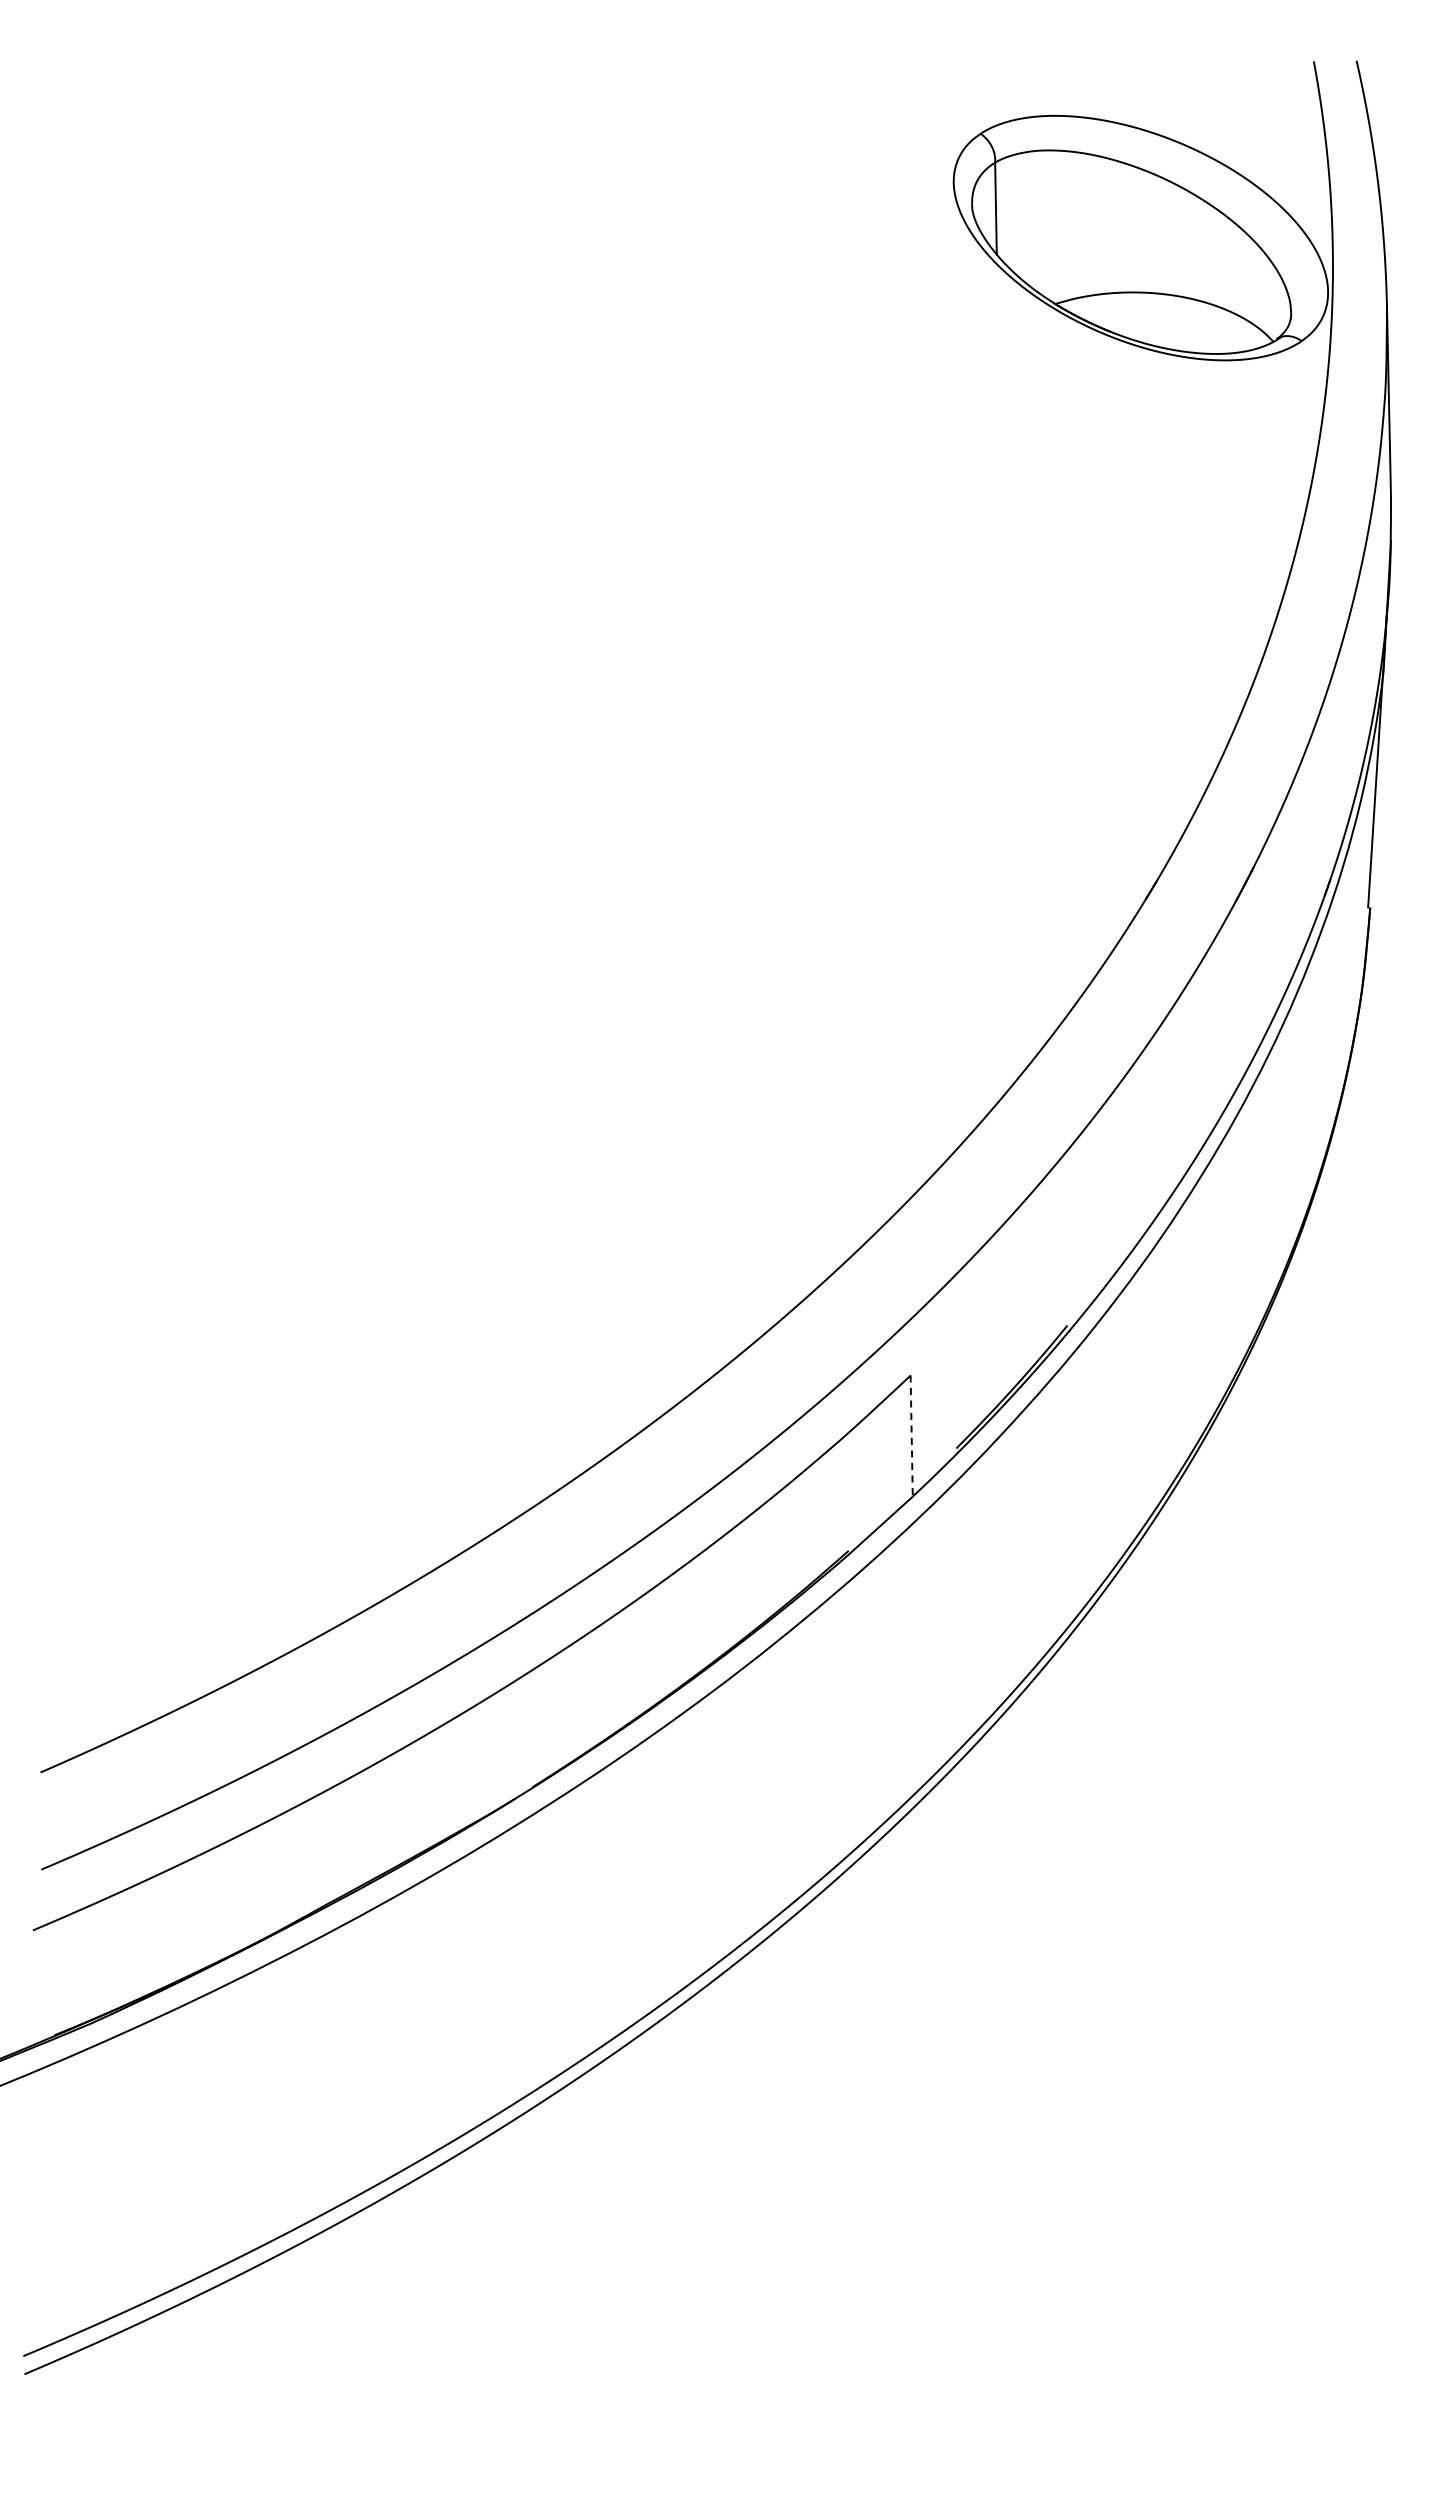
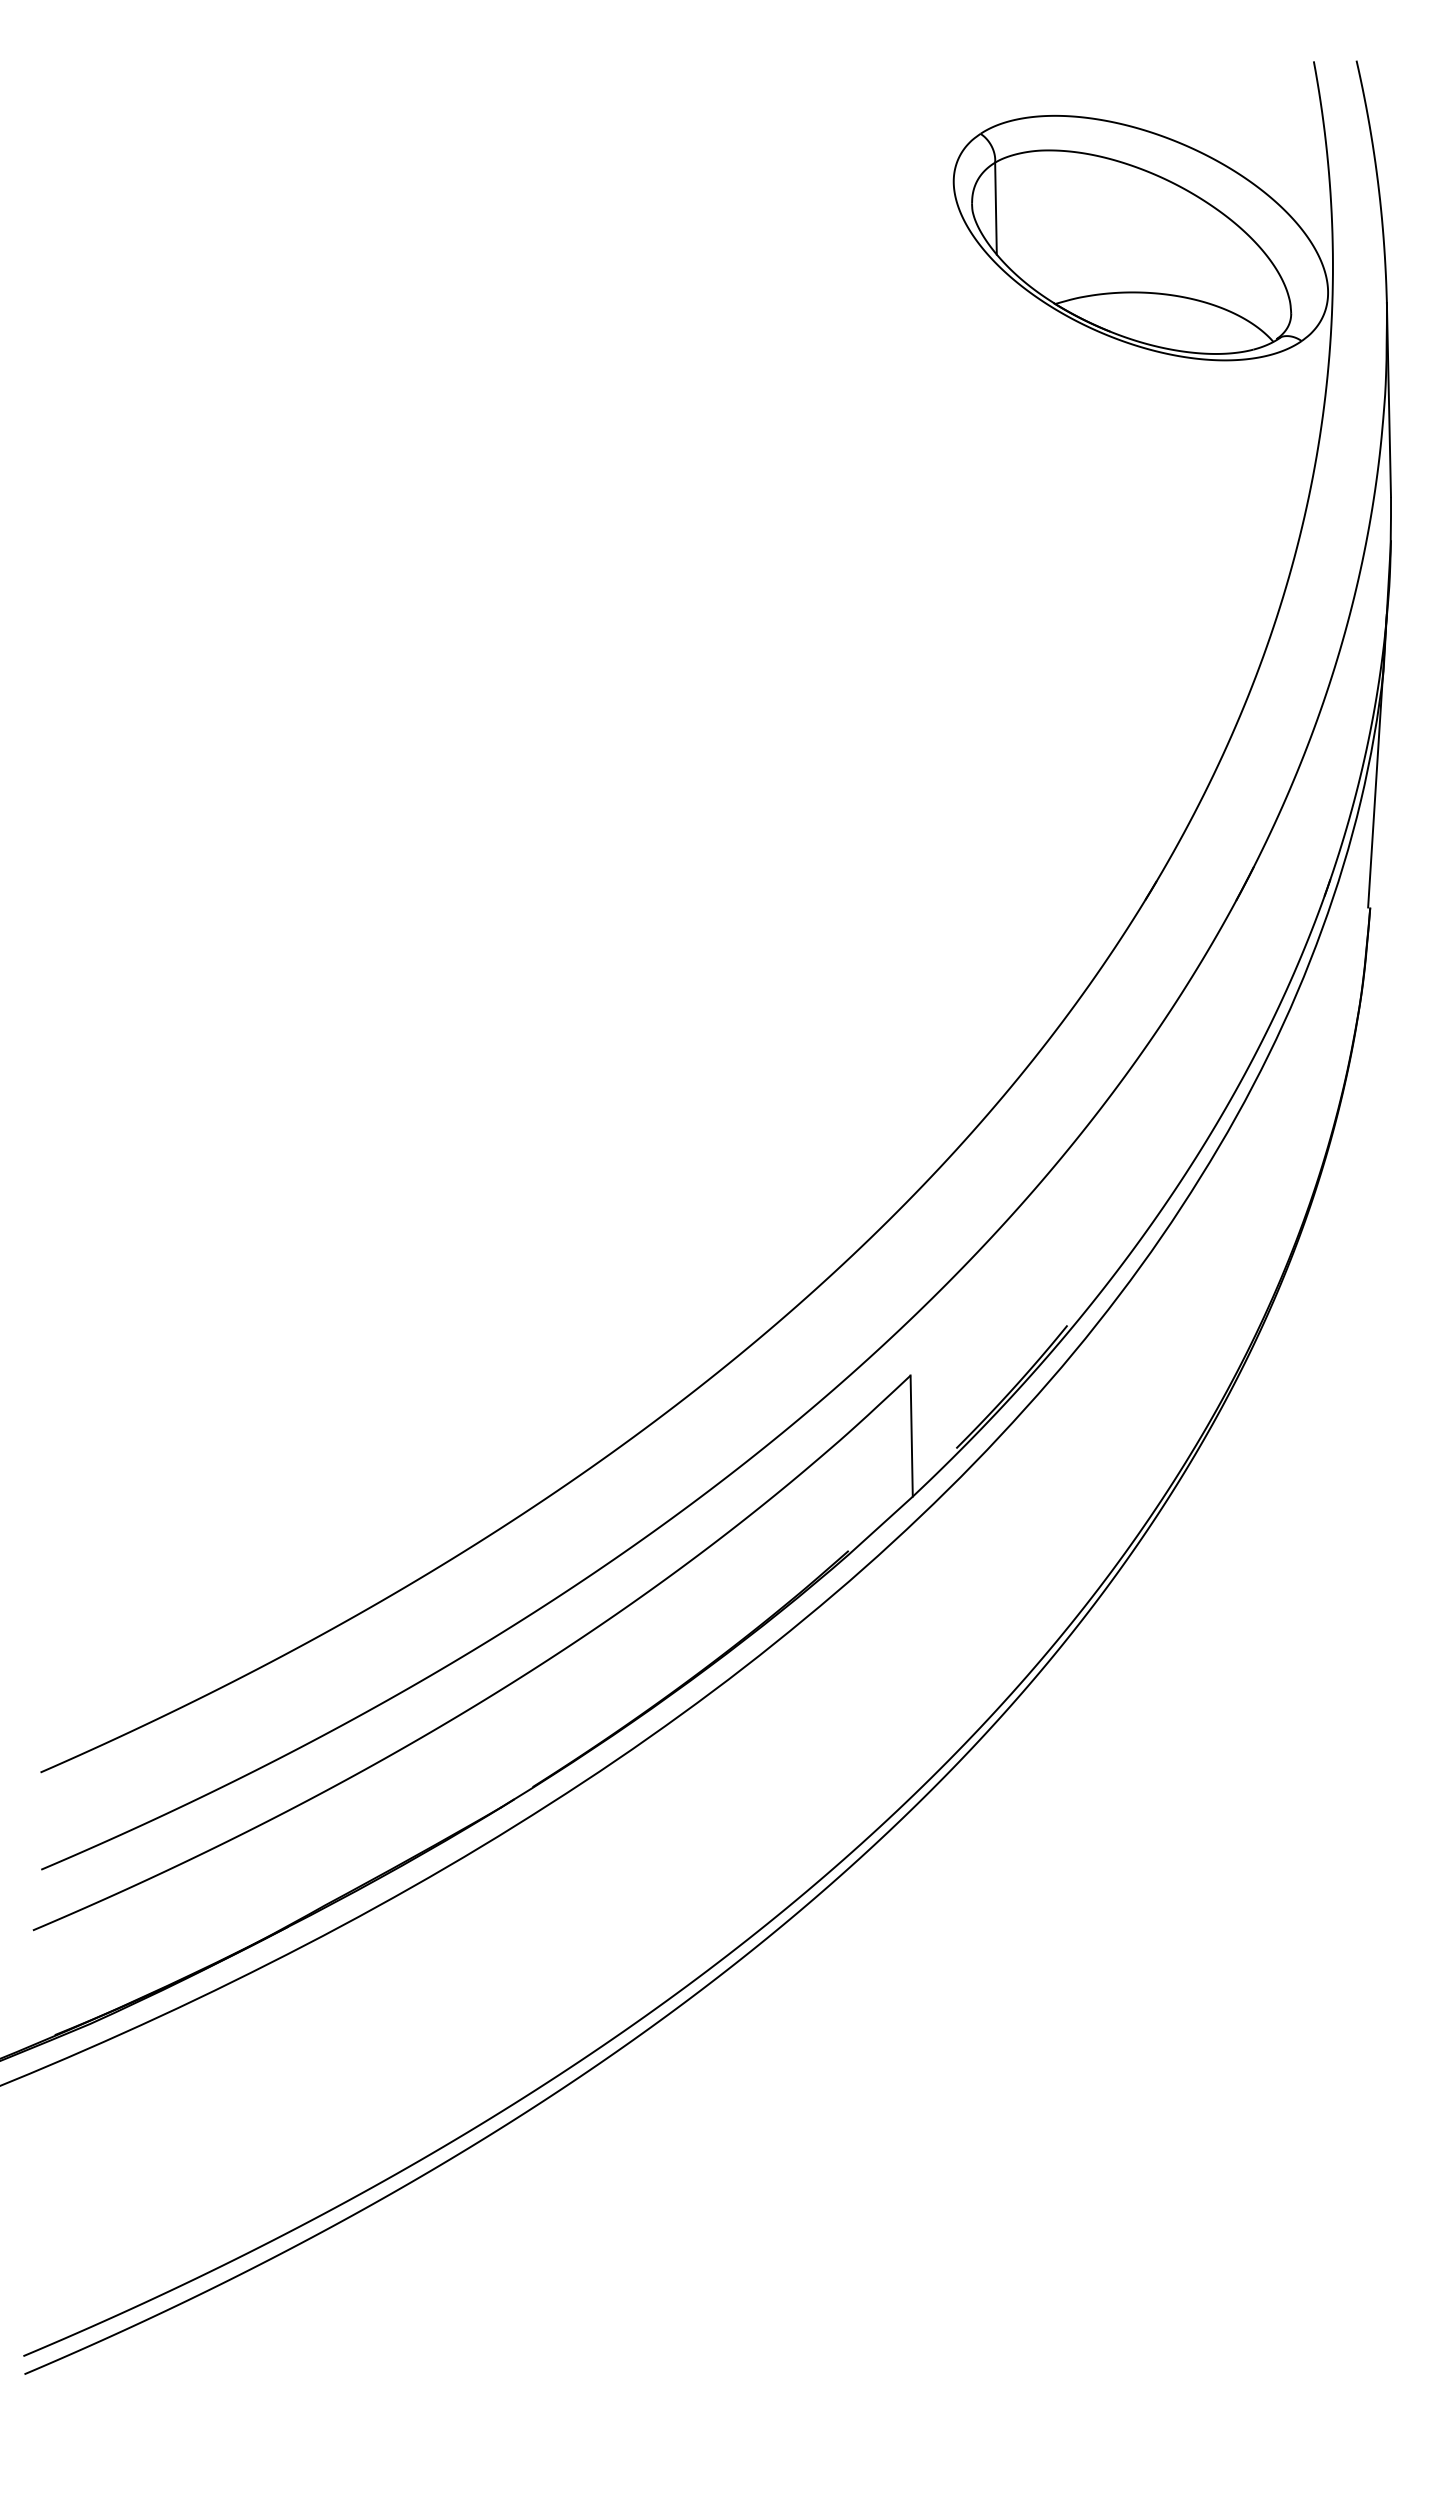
line: dashed -> solid (911, 1436)
